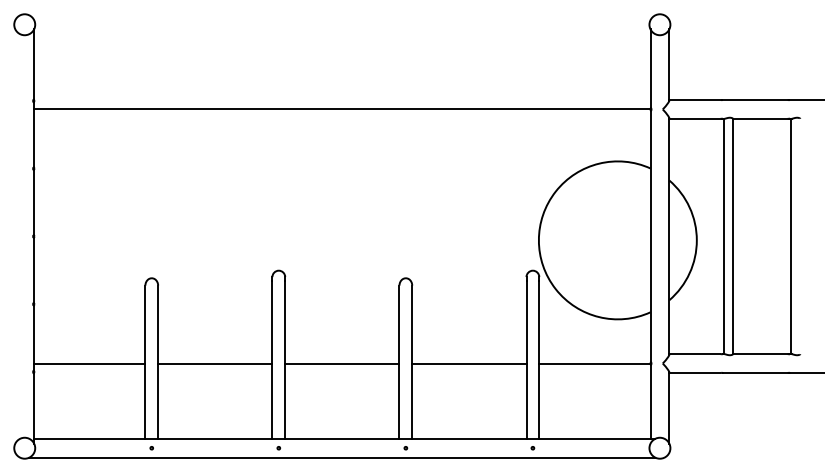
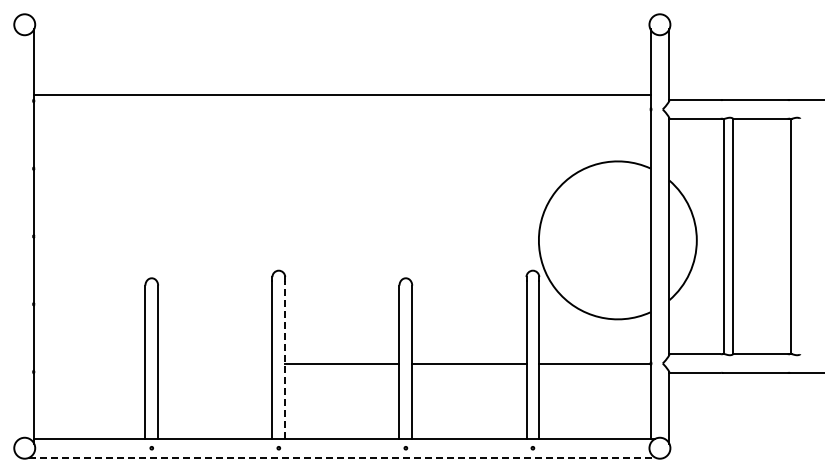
line position: (342, 109) -> (342, 95) (342, 95)
line: solid -> dashed (285, 360)
line: present -> none (89, 363)
line: present -> none (215, 363)
line: solid -> dashed (342, 457)
